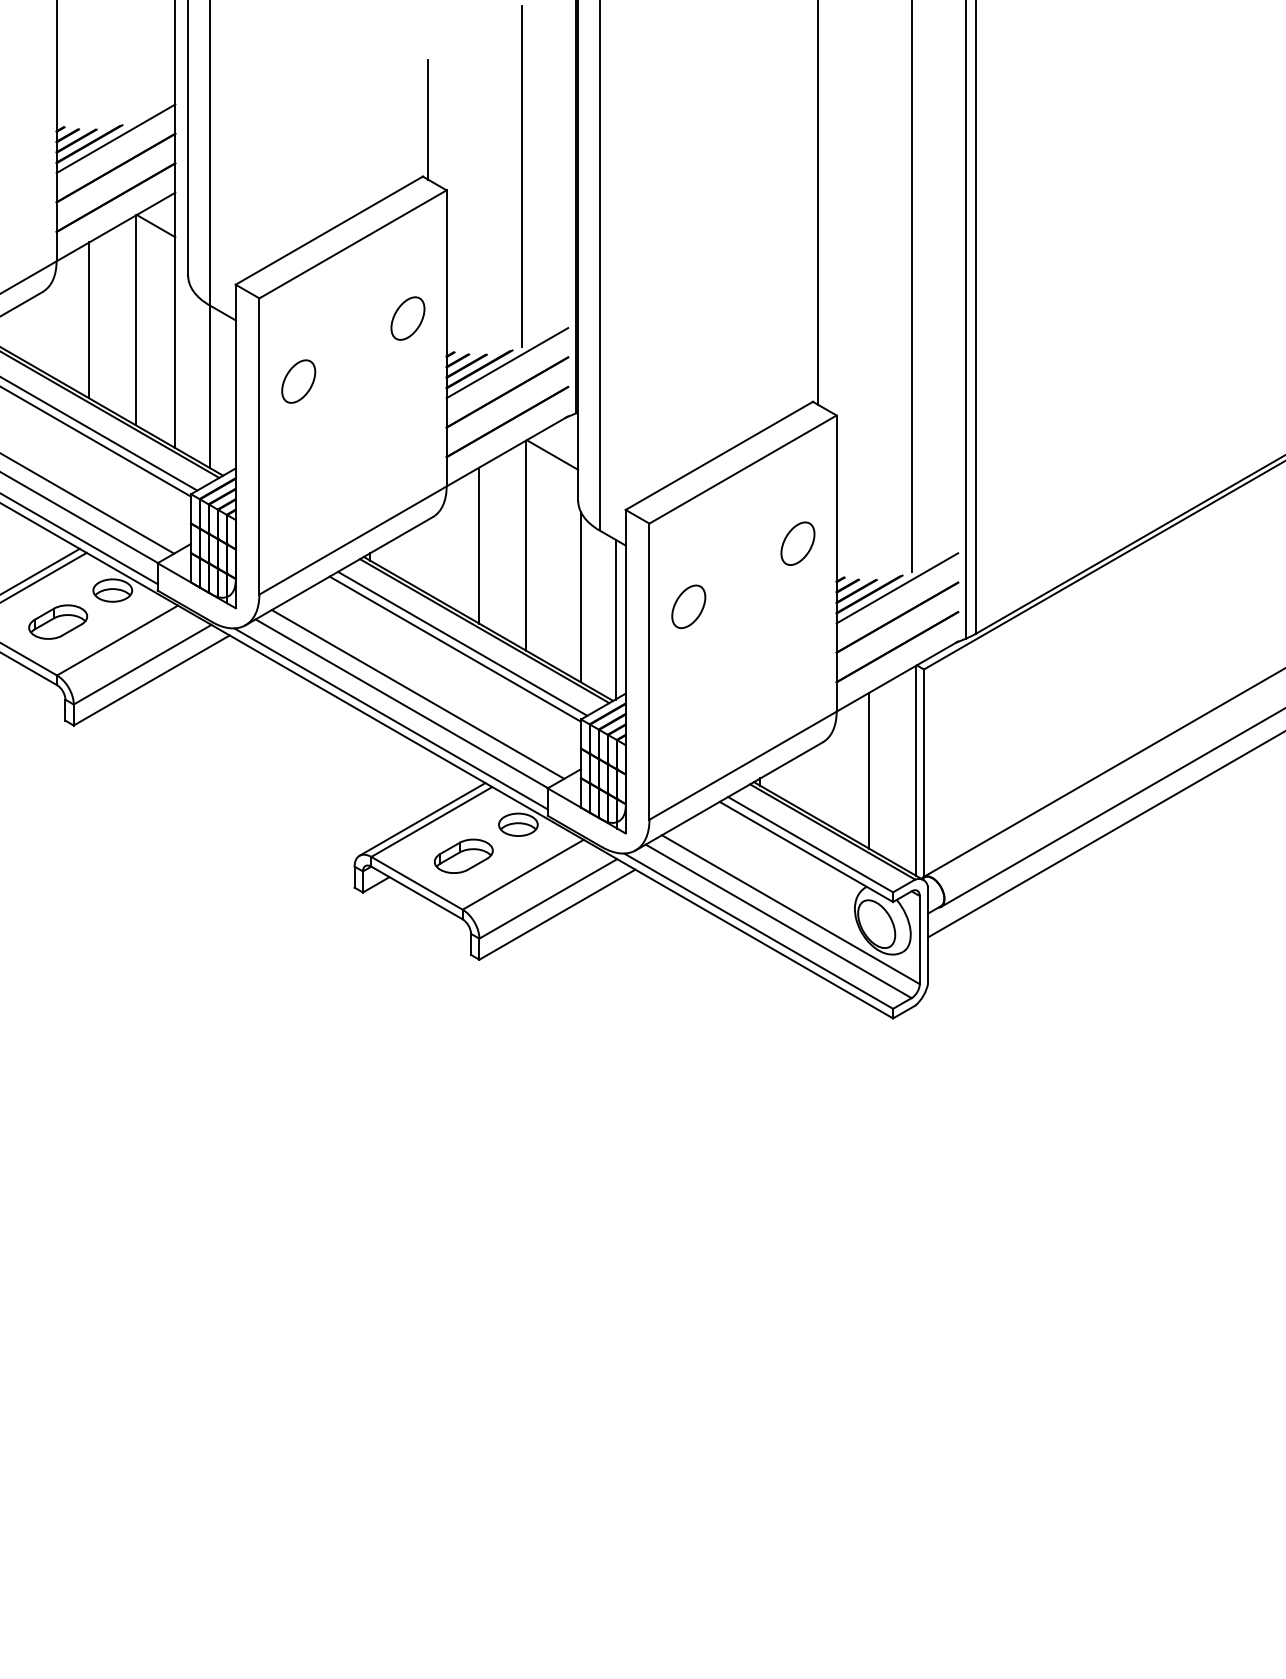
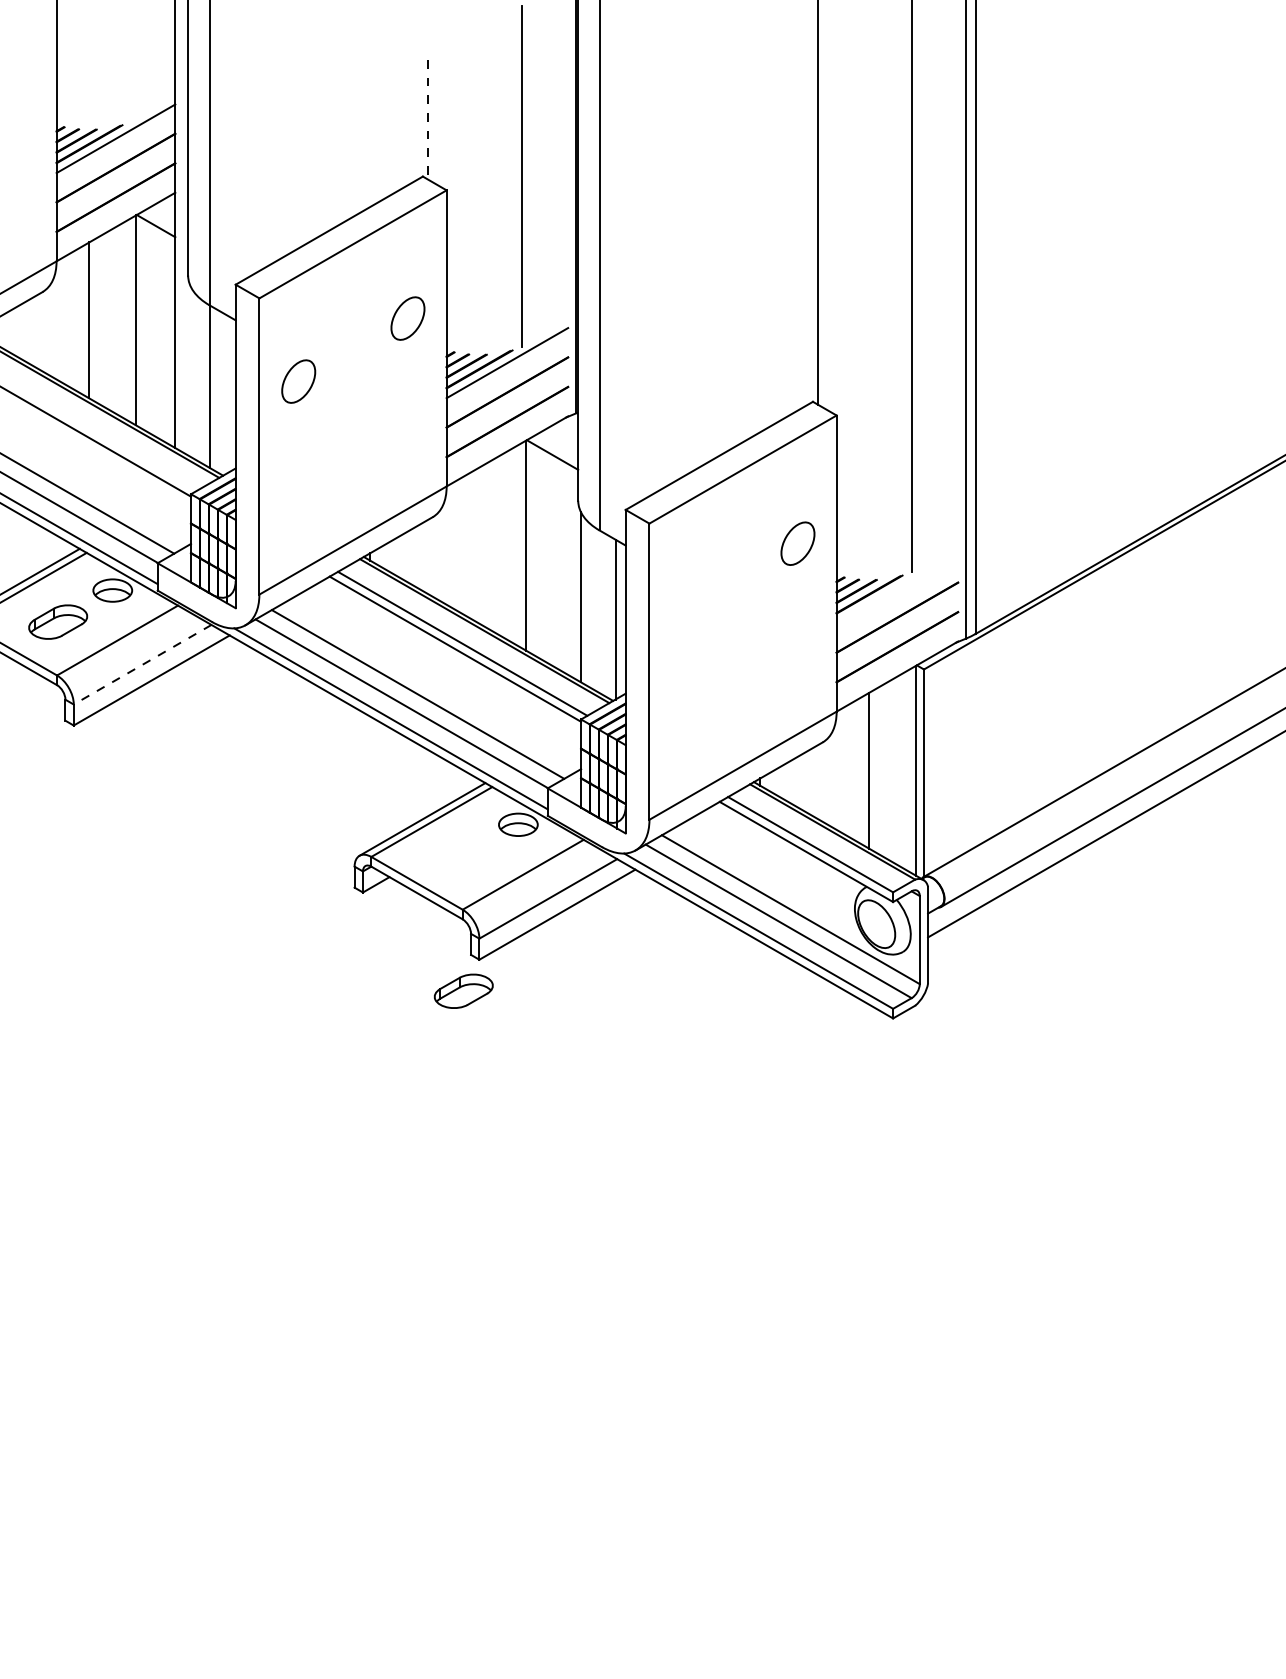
line: solid -> dashed (427, 119)
line: present -> none (99, 434)
line: present -> none (479, 545)
line: present -> none (897, 588)
part: present -> none (688, 606)
line: solid -> dashed (142, 664)
part position: (463, 855) -> (463, 990) (463, 990)
